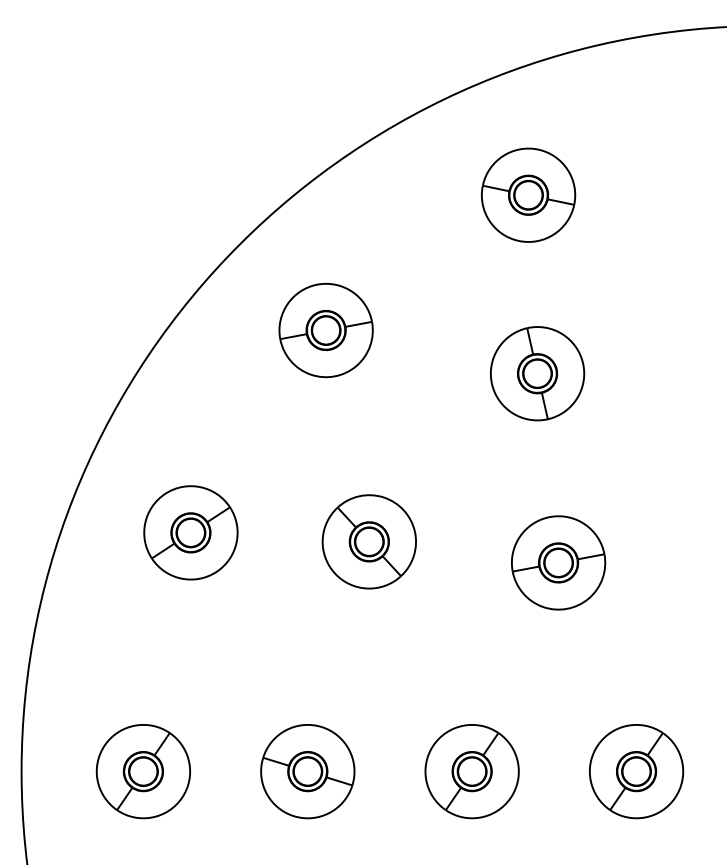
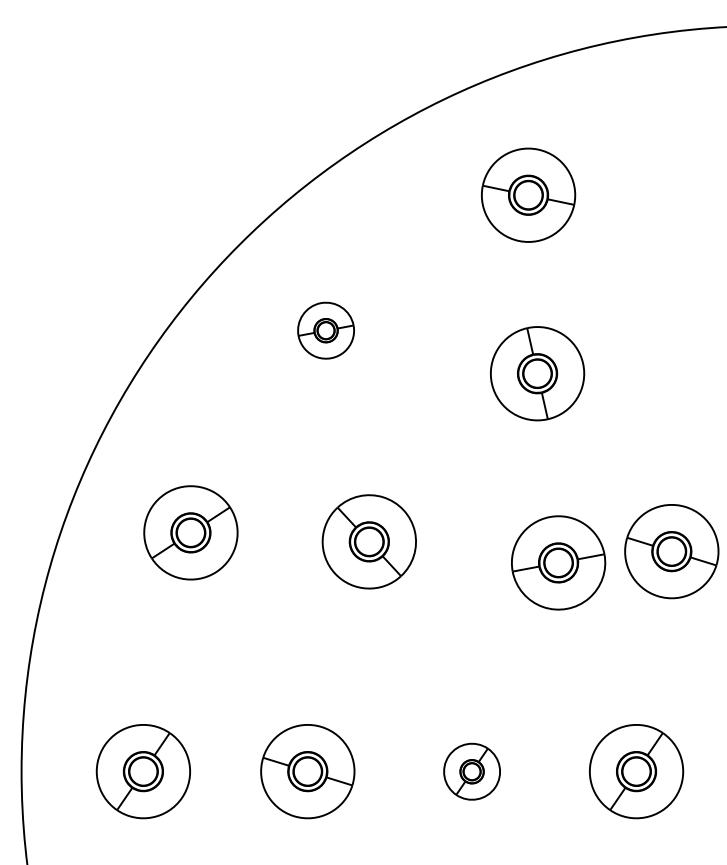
part size: 96x96 px -> 58x59 px (325, 330)
part: none -> present (671, 551)
part size: 96x96 px -> 58x59 px (471, 771)
